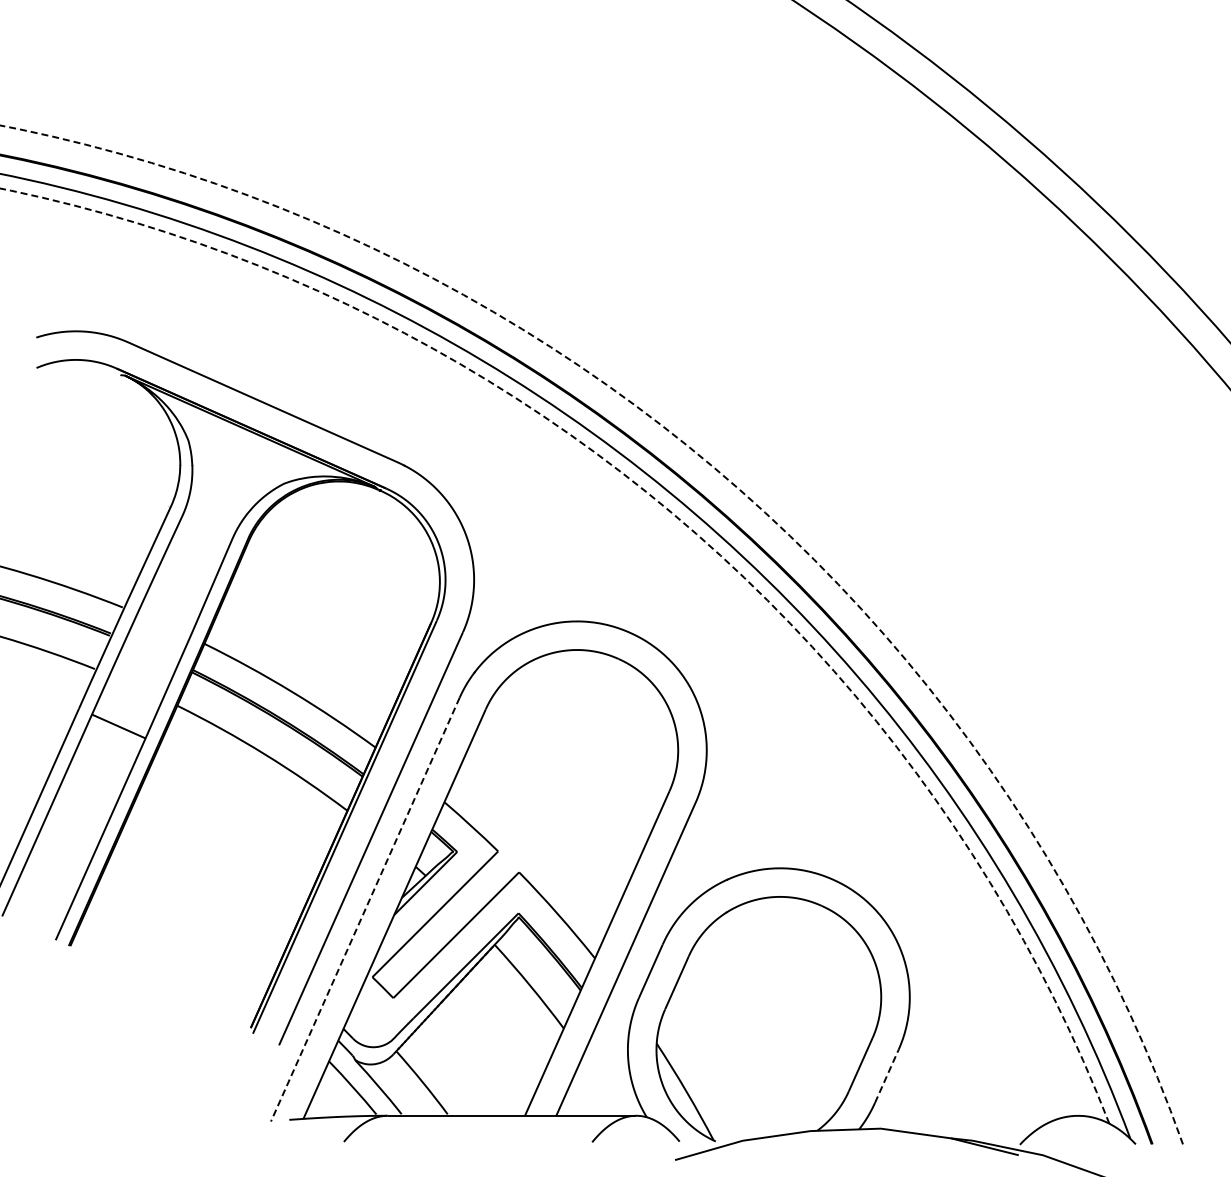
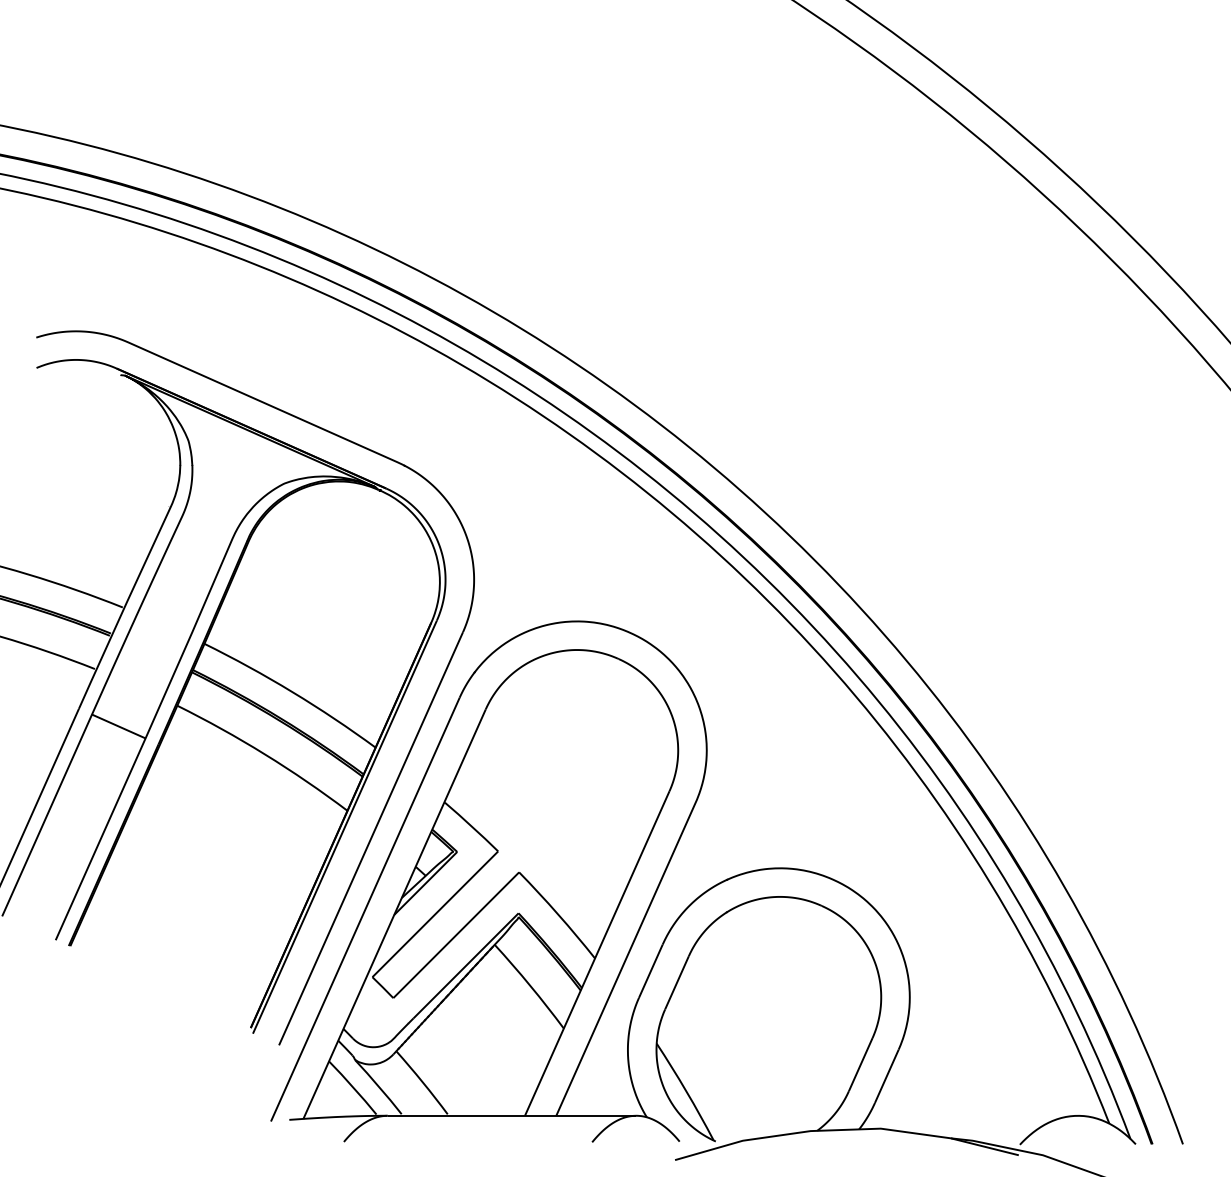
arc: dashed -> solid (727, 479)
arc: dashed -> solid (671, 512)
line: dashed -> solid (365, 909)
line: dashed -> solid (887, 1075)
